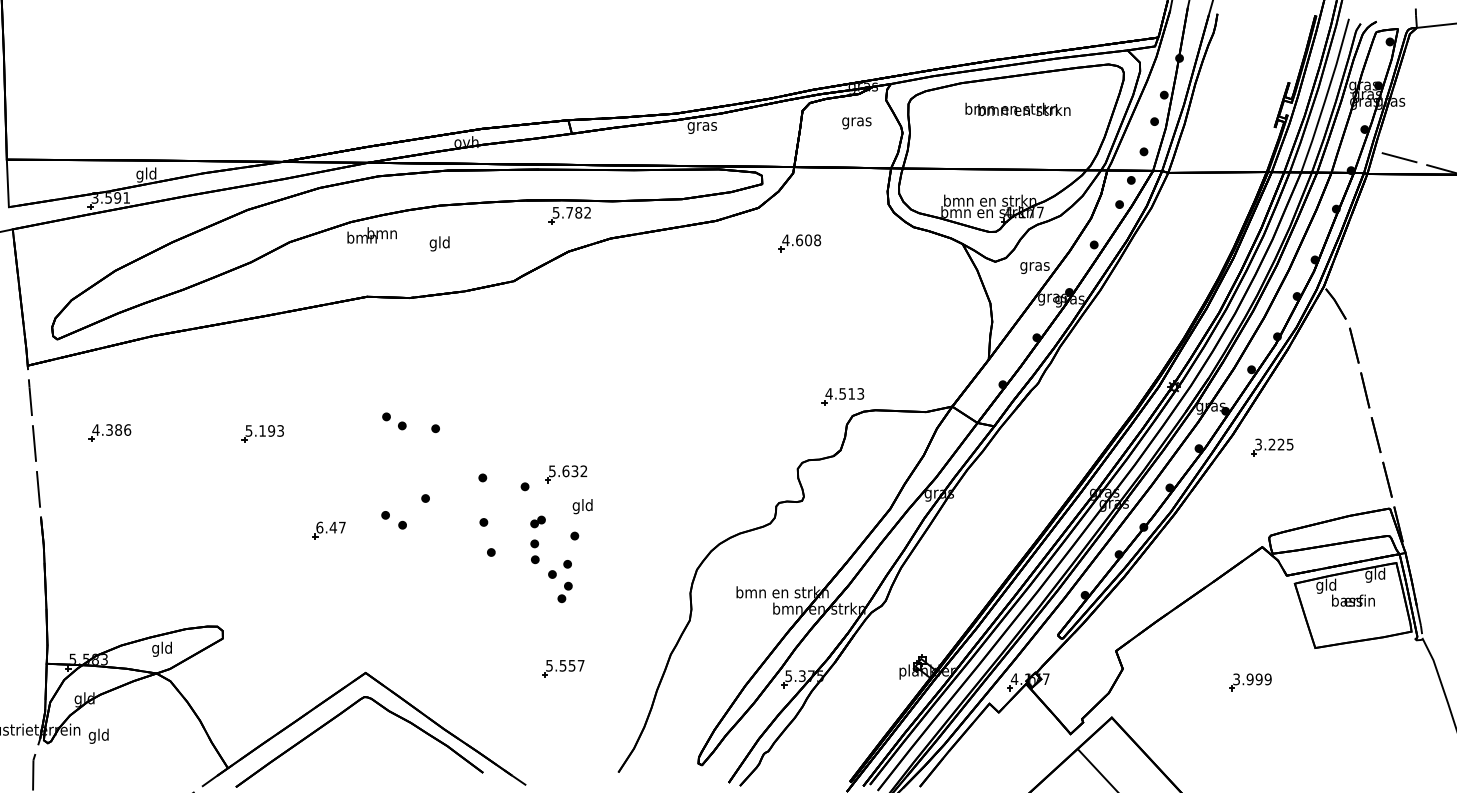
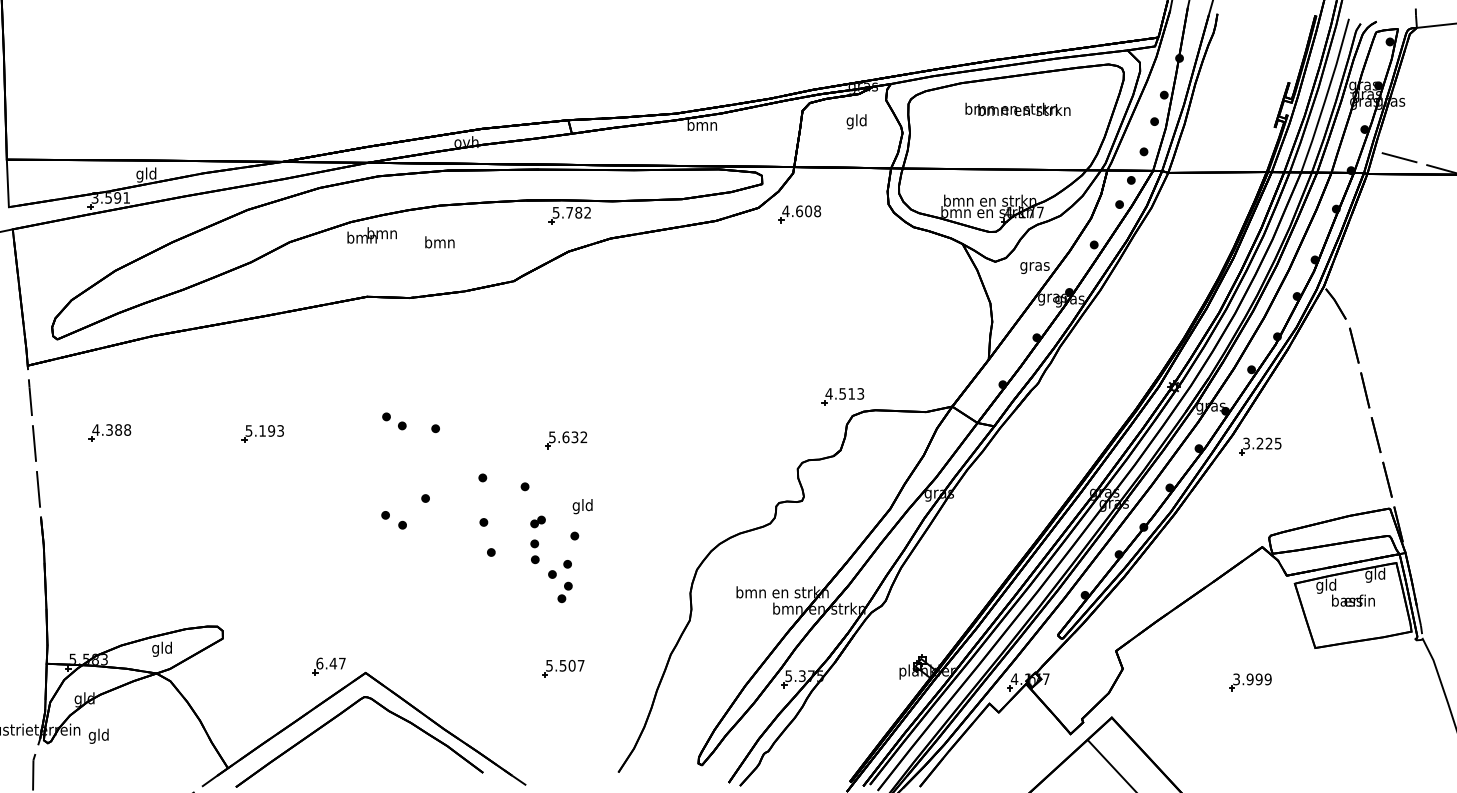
text: gras -> gld (856, 121)
text: gras -> bmn (701, 126)
text: gld -> bmn (439, 243)
part position: (799, 243) -> (799, 214) (799, 214)
text: 4.386 -> 4.388 (127, 429)
part position: (1272, 447) -> (1260, 446) (1260, 446)
part position: (566, 474) -> (566, 440) (566, 440)
part position: (328, 530) -> (328, 666) (328, 666)
text: 5.557 -> 5.507 (571, 665)
line position: (1096, 769) -> (1110, 764) (1110, 764)
